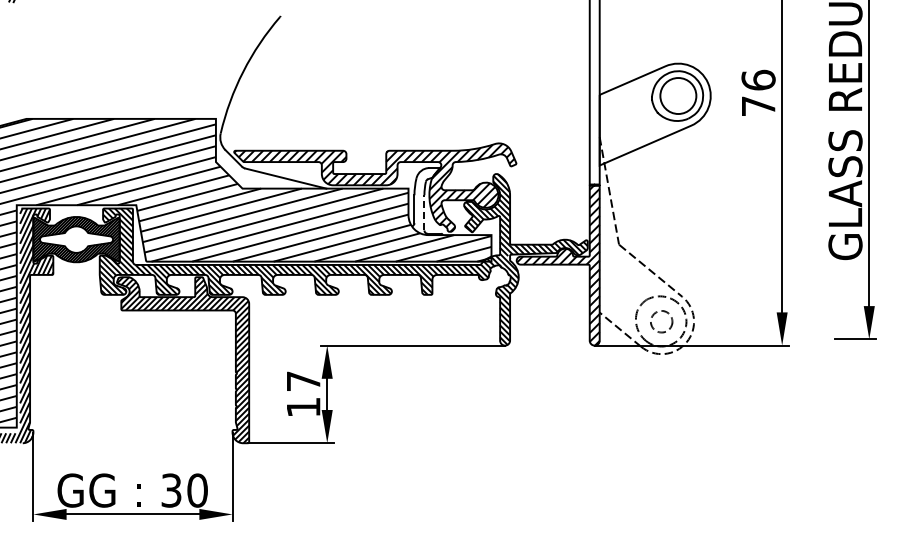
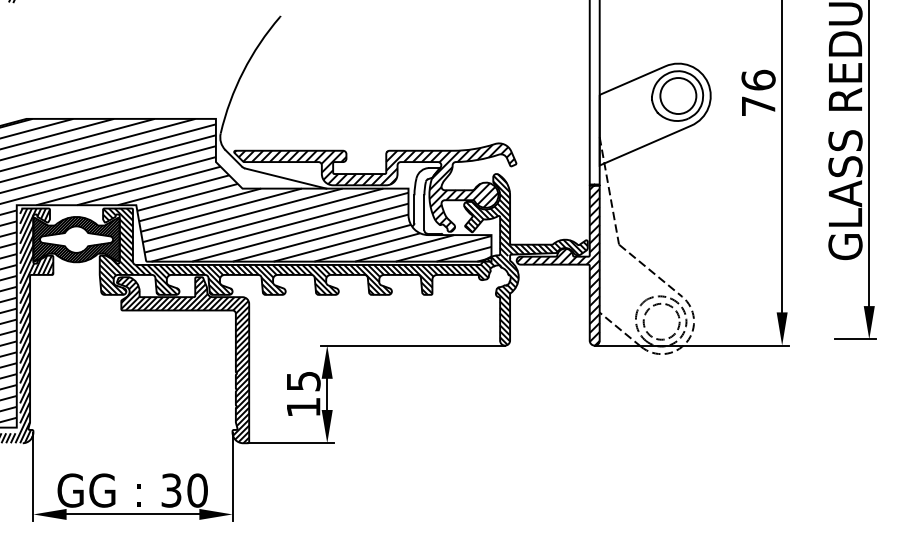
line: dashed -> solid (424, 212)
circle diameter: 22 px -> 36 px (661, 321)
text: 17 -> 15 (303, 381)
